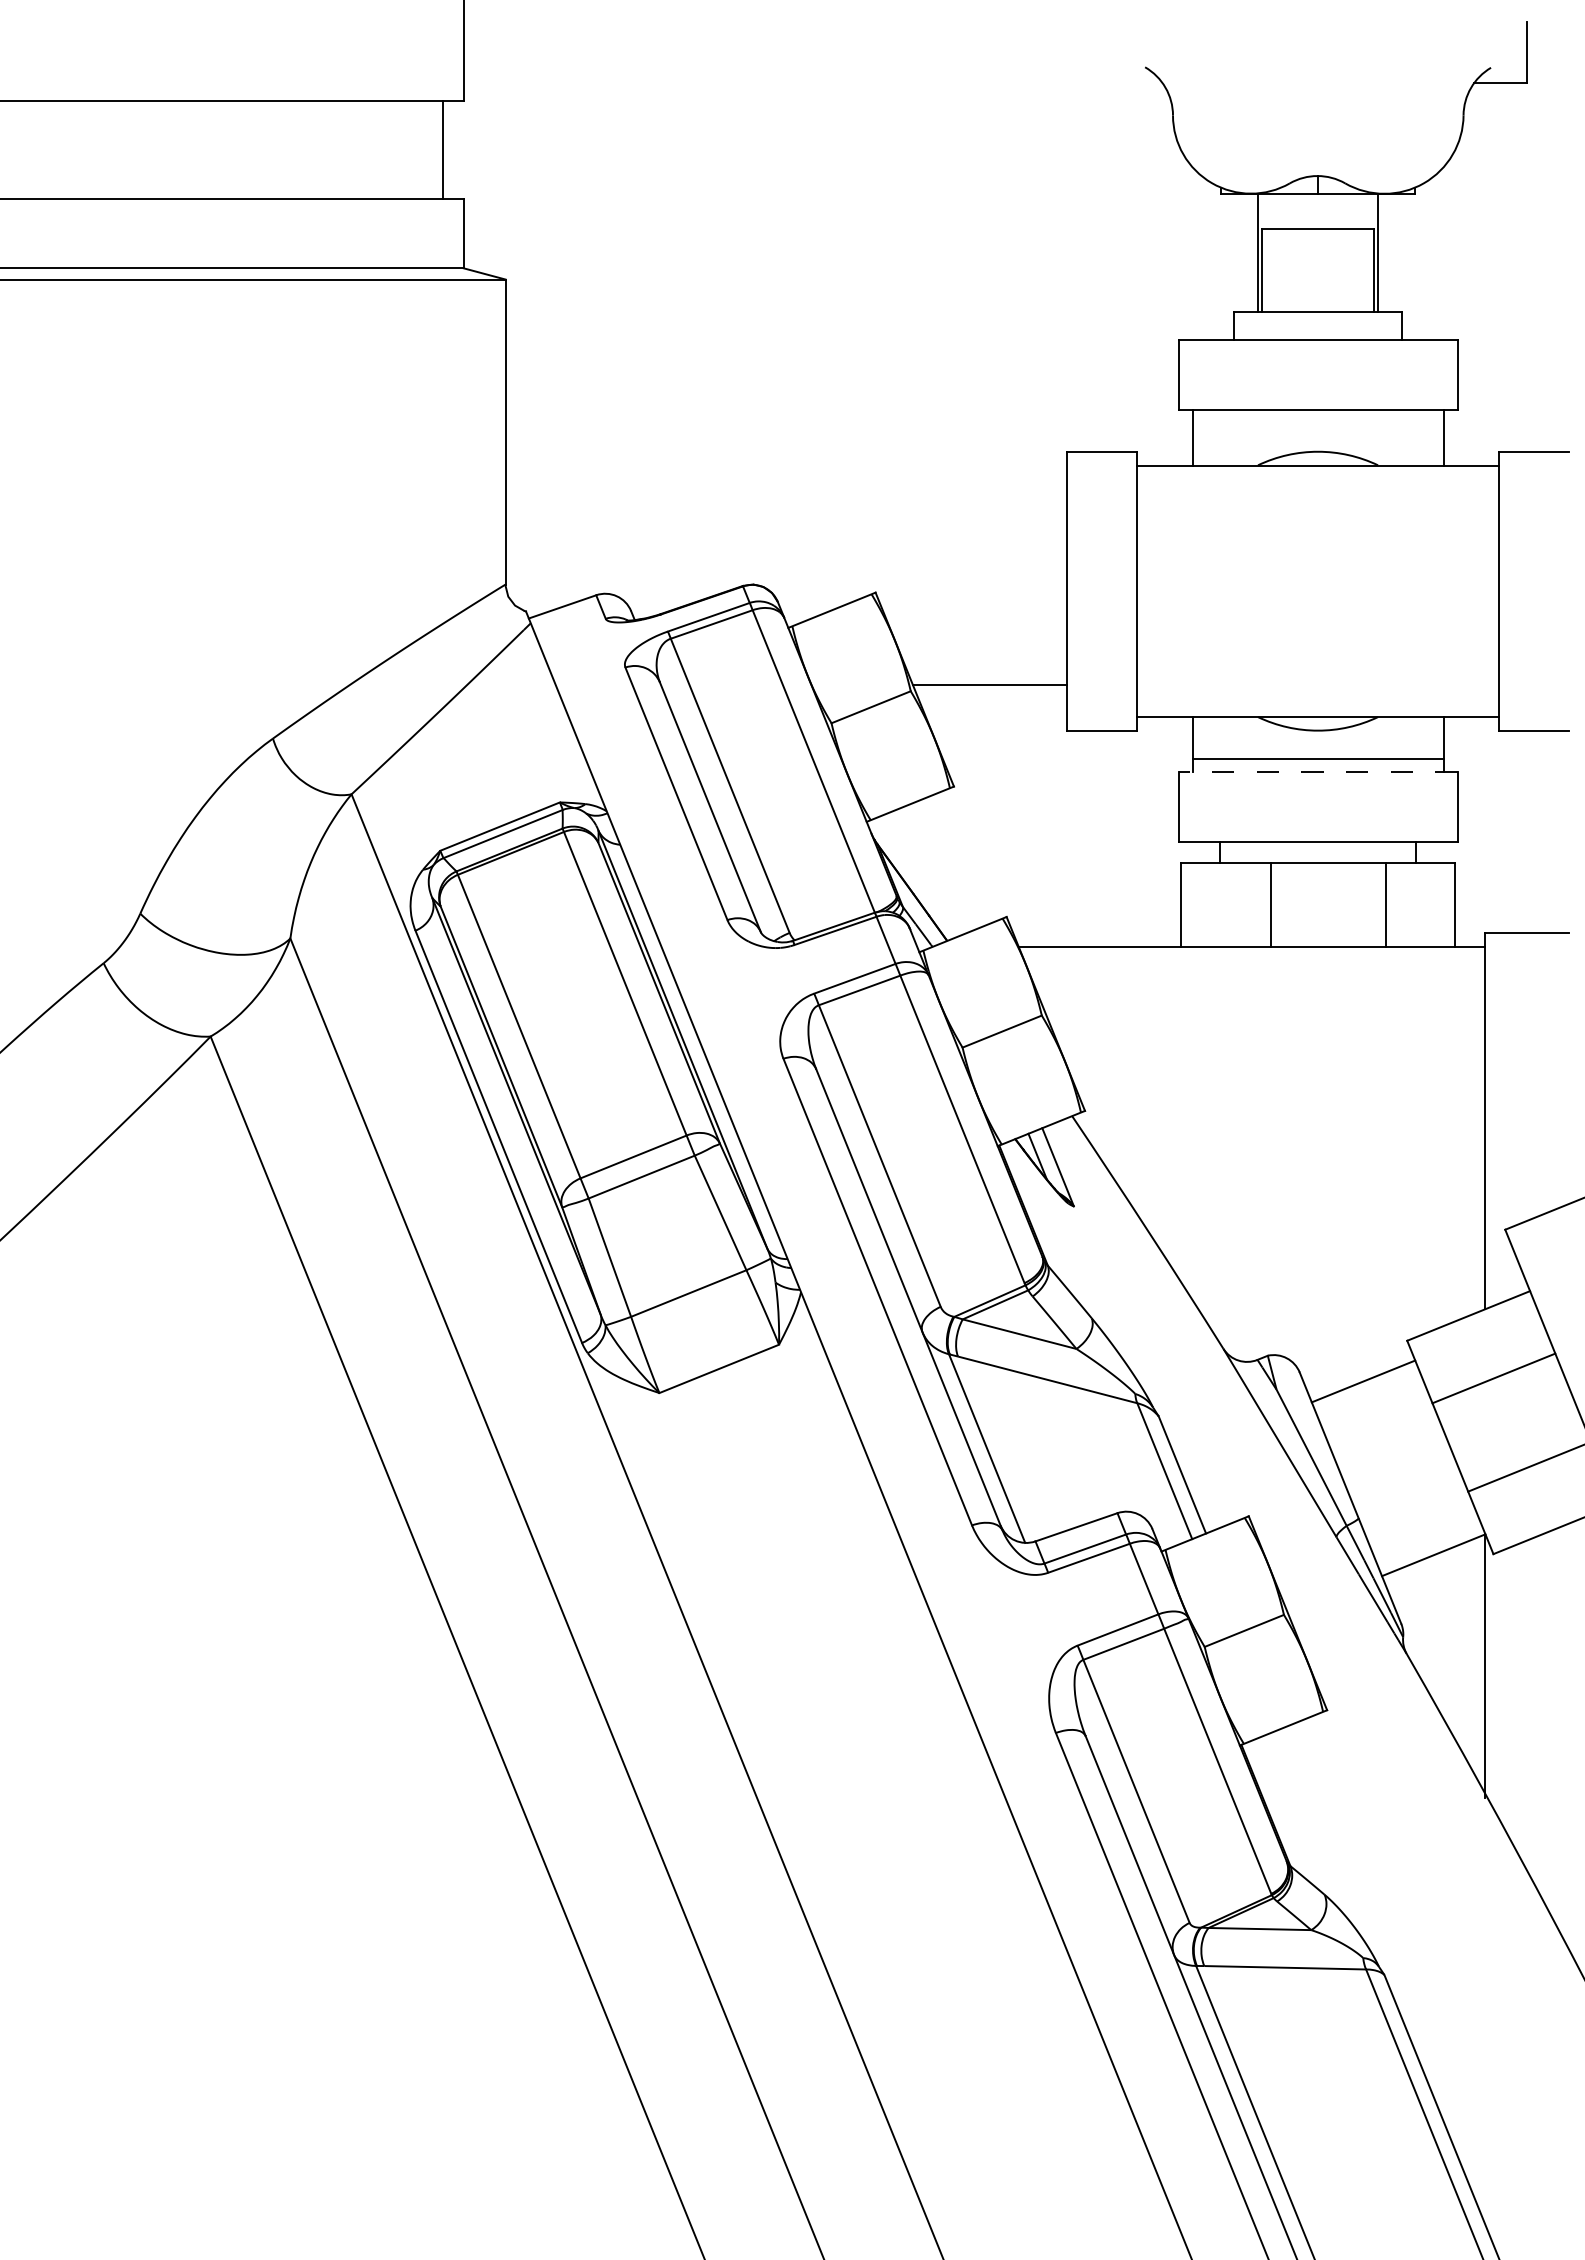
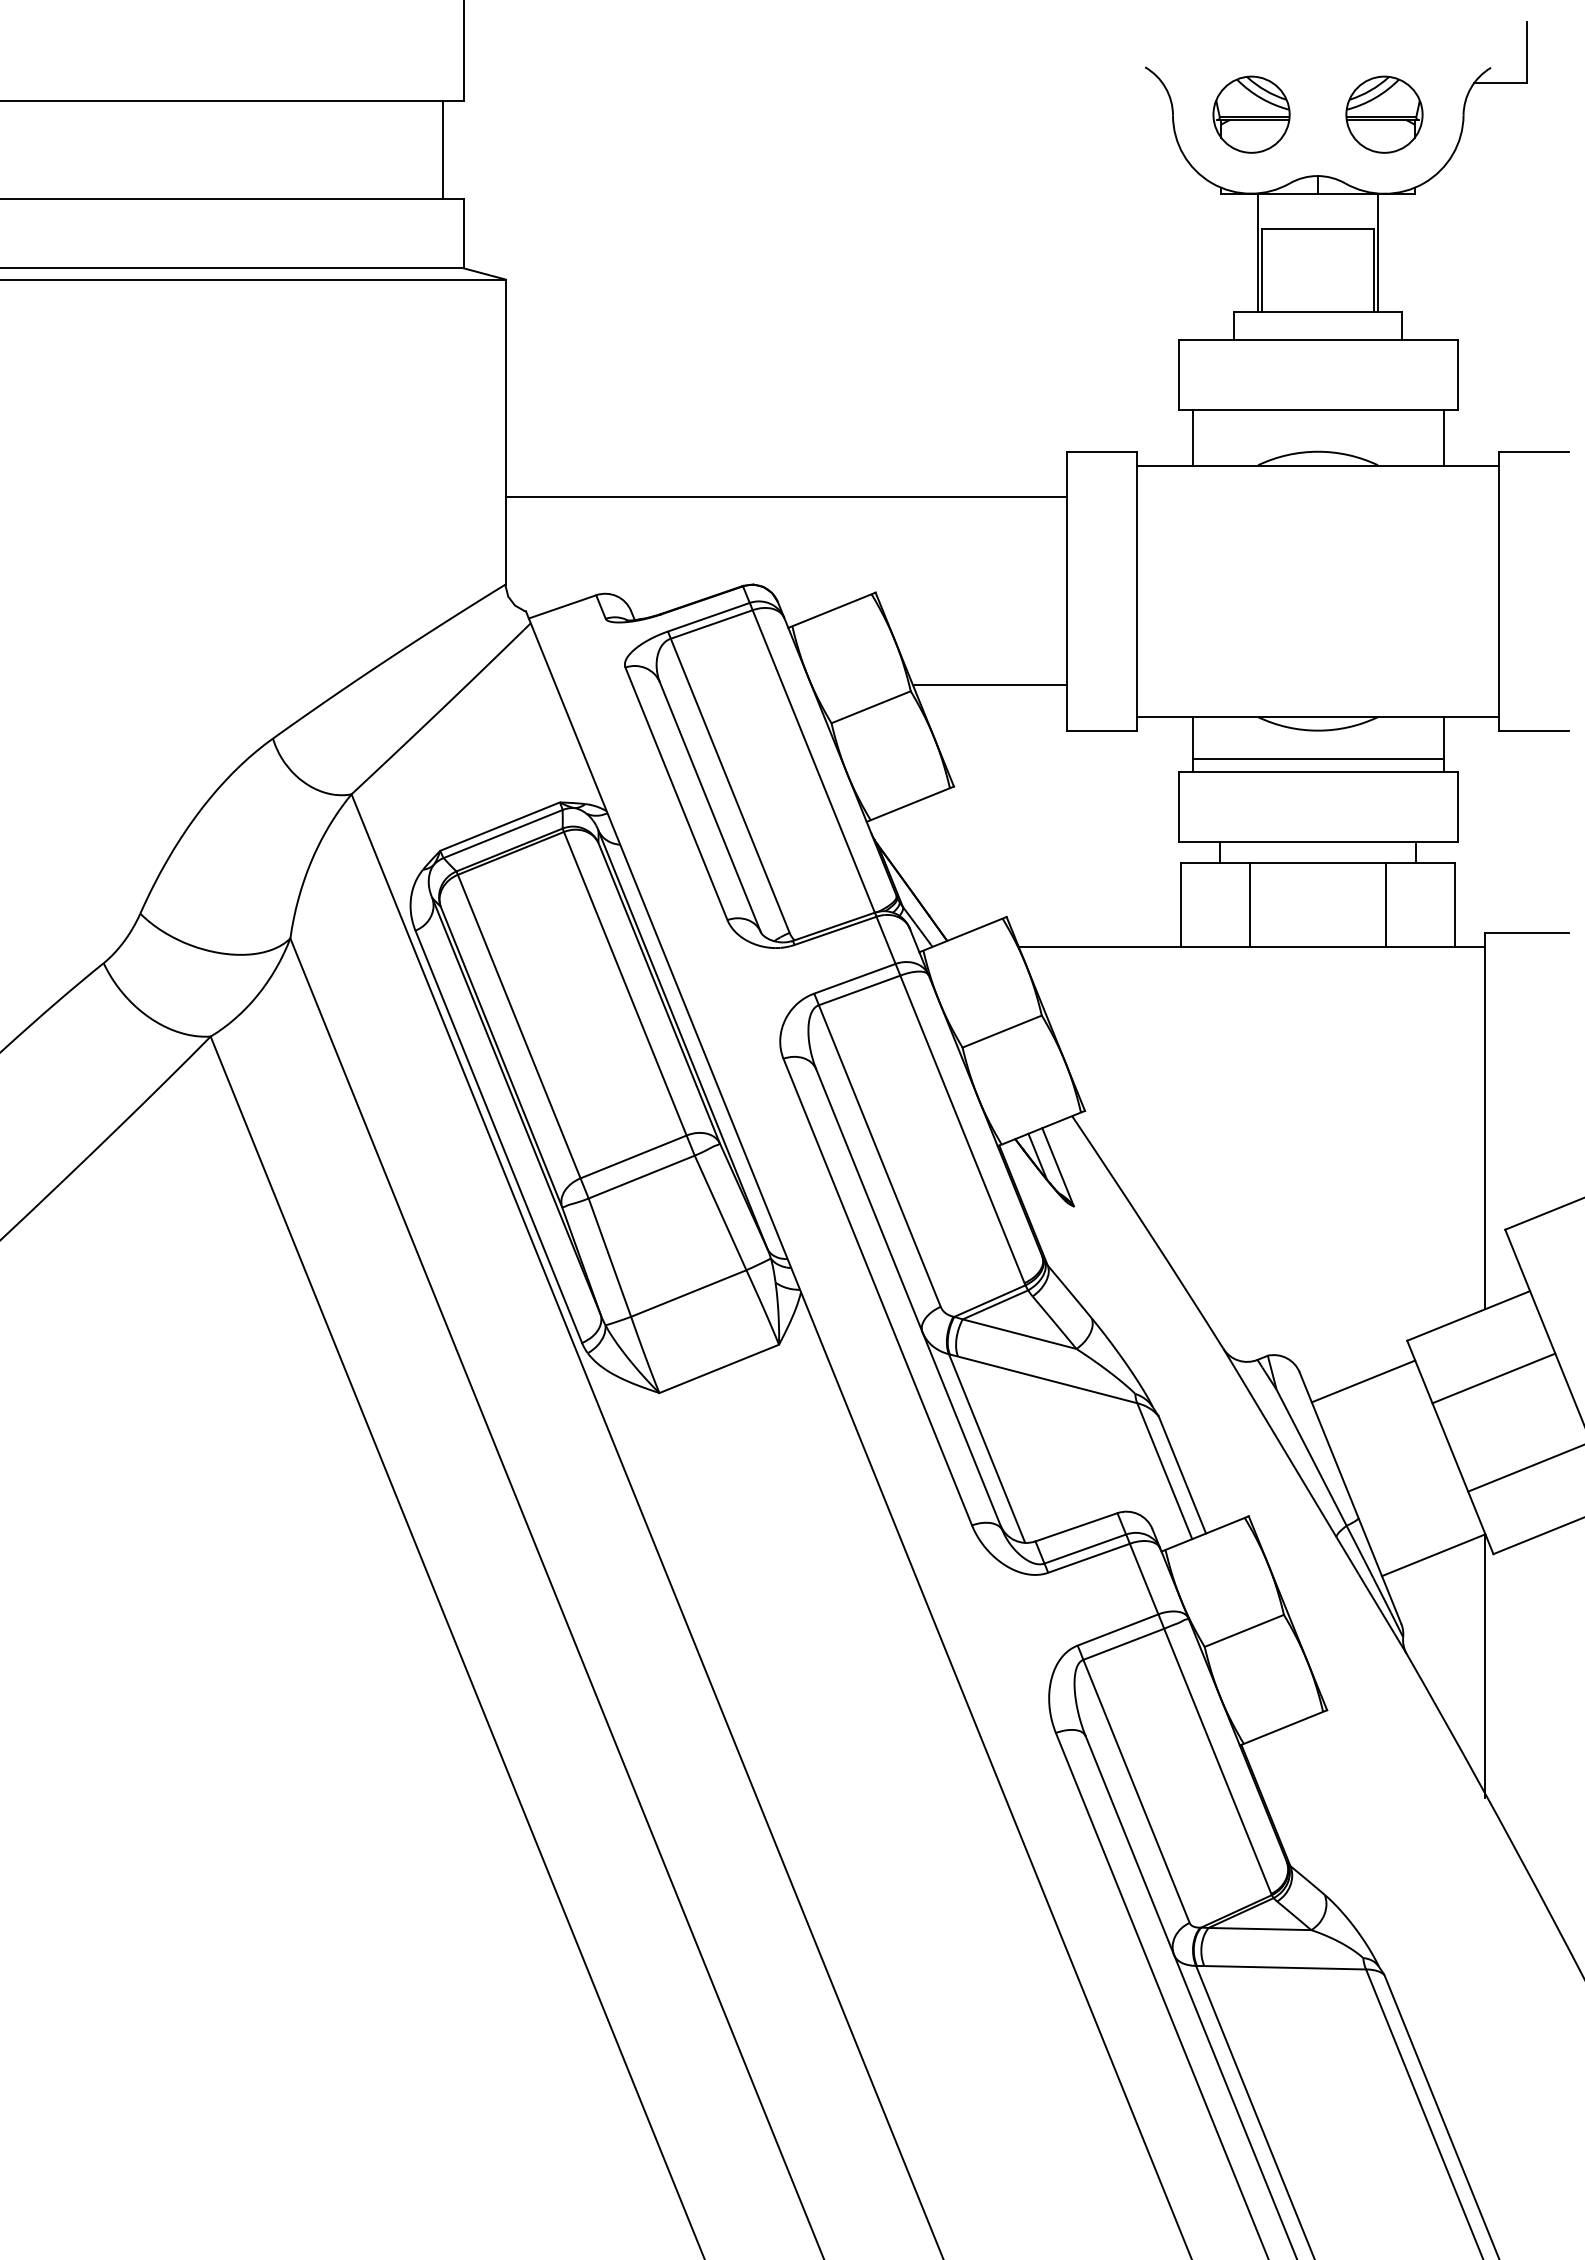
part: none -> present (1251, 114)
part: none -> present (1384, 114)
line: none -> present (786, 497)
line: dashed -> solid (1317, 772)
line position: (1270, 904) -> (1249, 904) (1249, 904)
